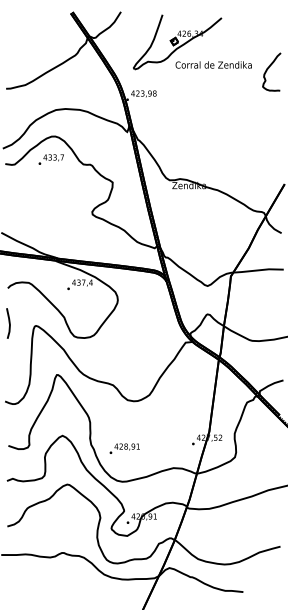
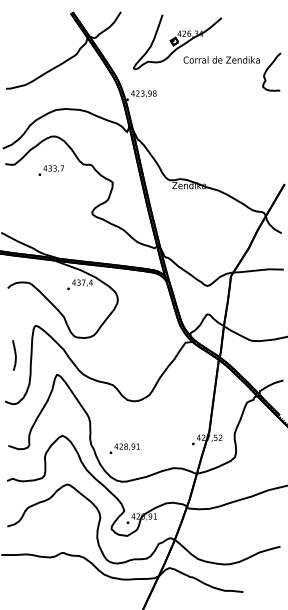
text position: (213, 64) -> (221, 59) (221, 59)
text position: (50, 159) -> (50, 170) (50, 170)
line position: (8, 323) -> (14, 355) (14, 355)
